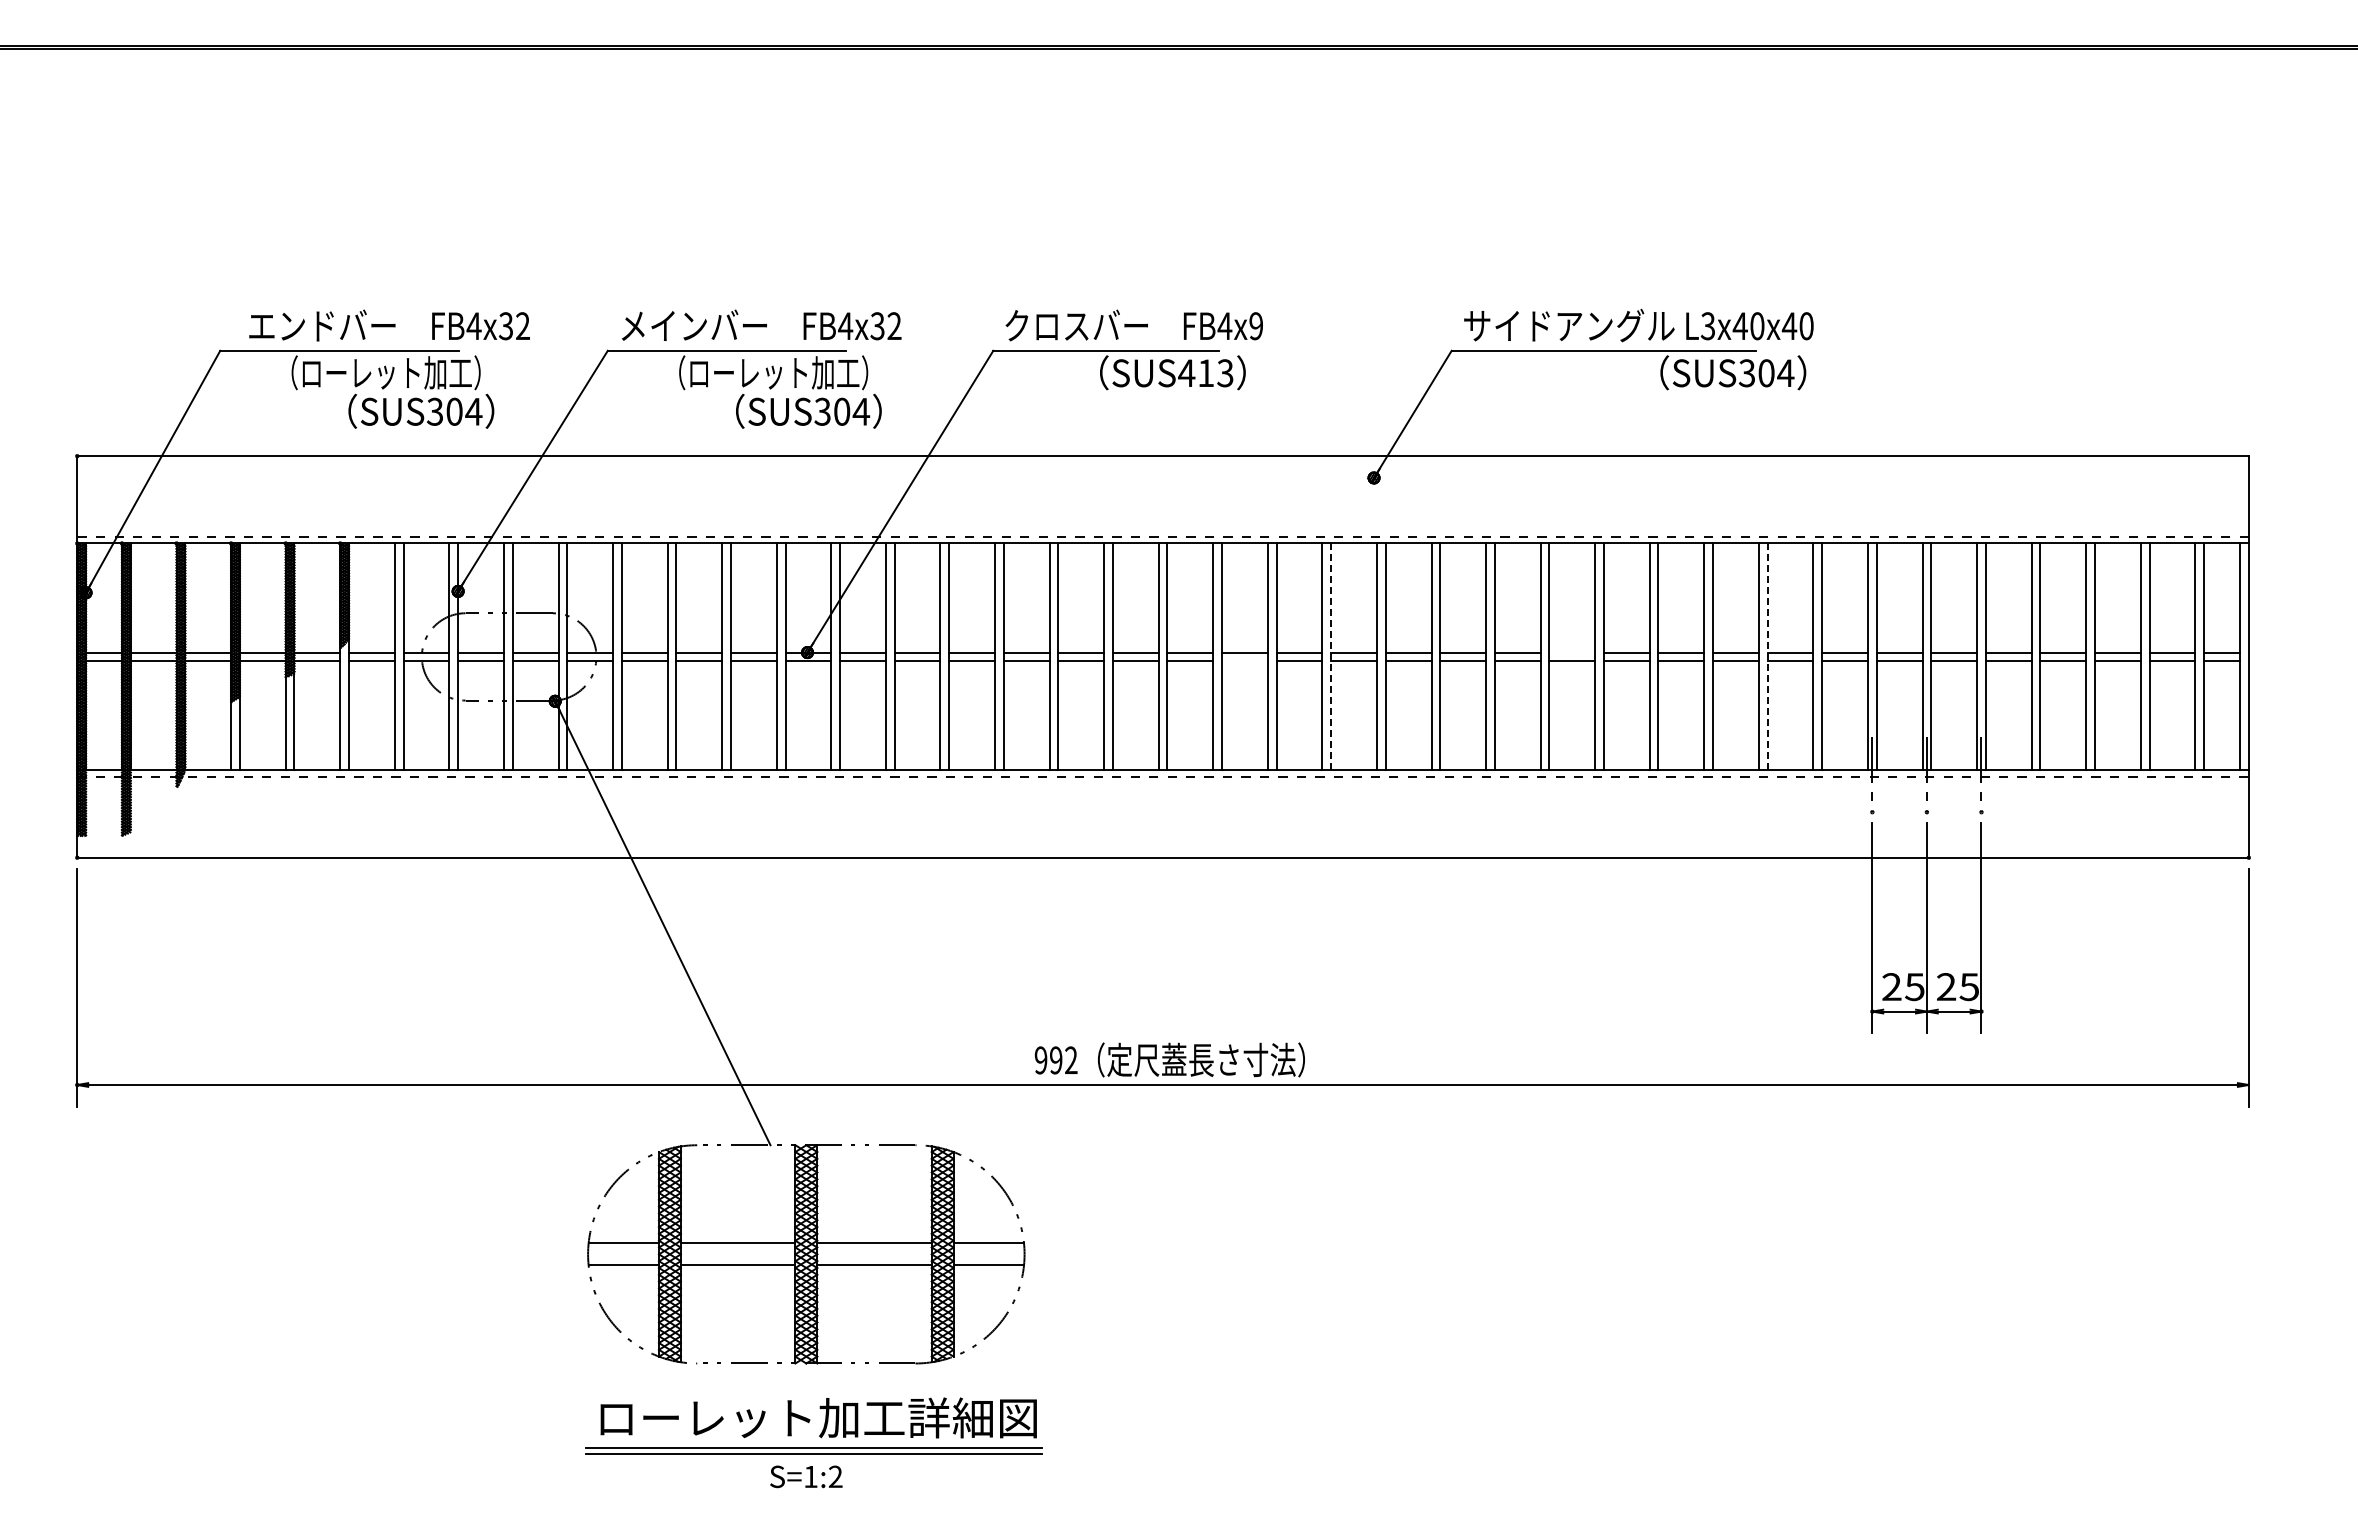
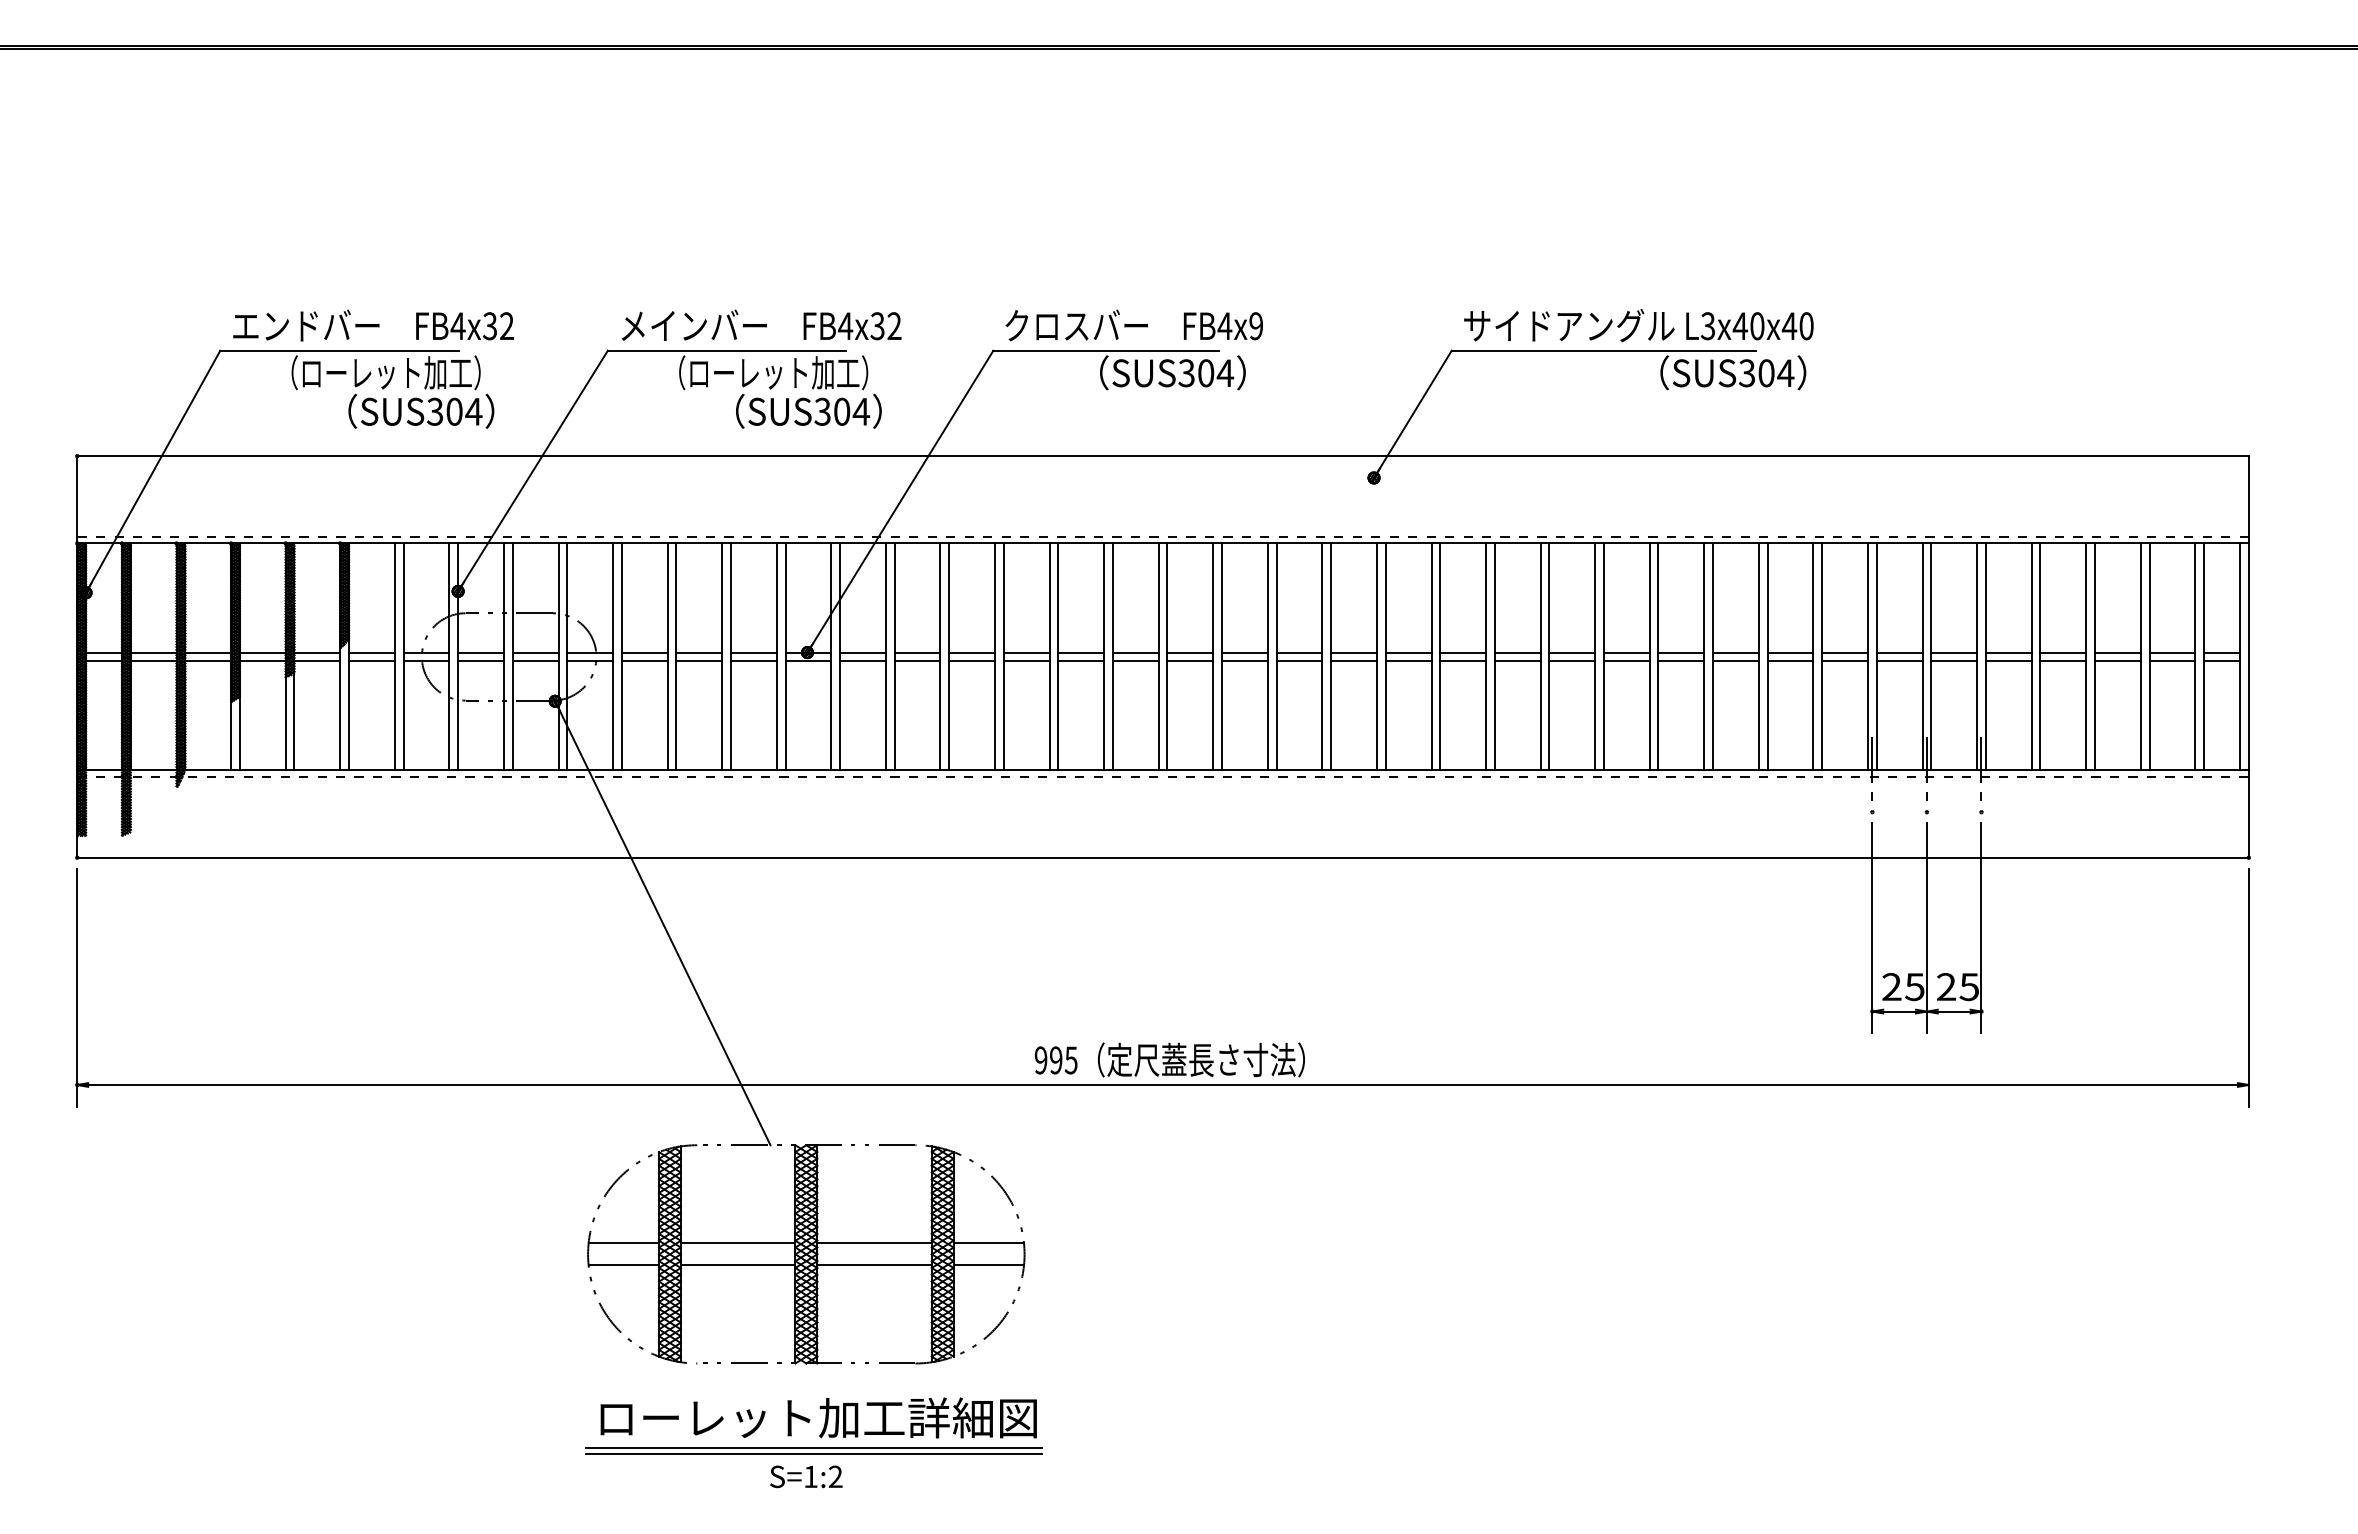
text position: (389, 325) -> (373, 325) (373, 325)
text: SUS413 -> SUS304 (1206, 373)
line: none -> present (1572, 652)
line: dashed -> solid (1331, 657)
line: dashed -> solid (1767, 657)
line: none -> present (1244, 661)
text: 992 -> 995 (1070, 1060)
